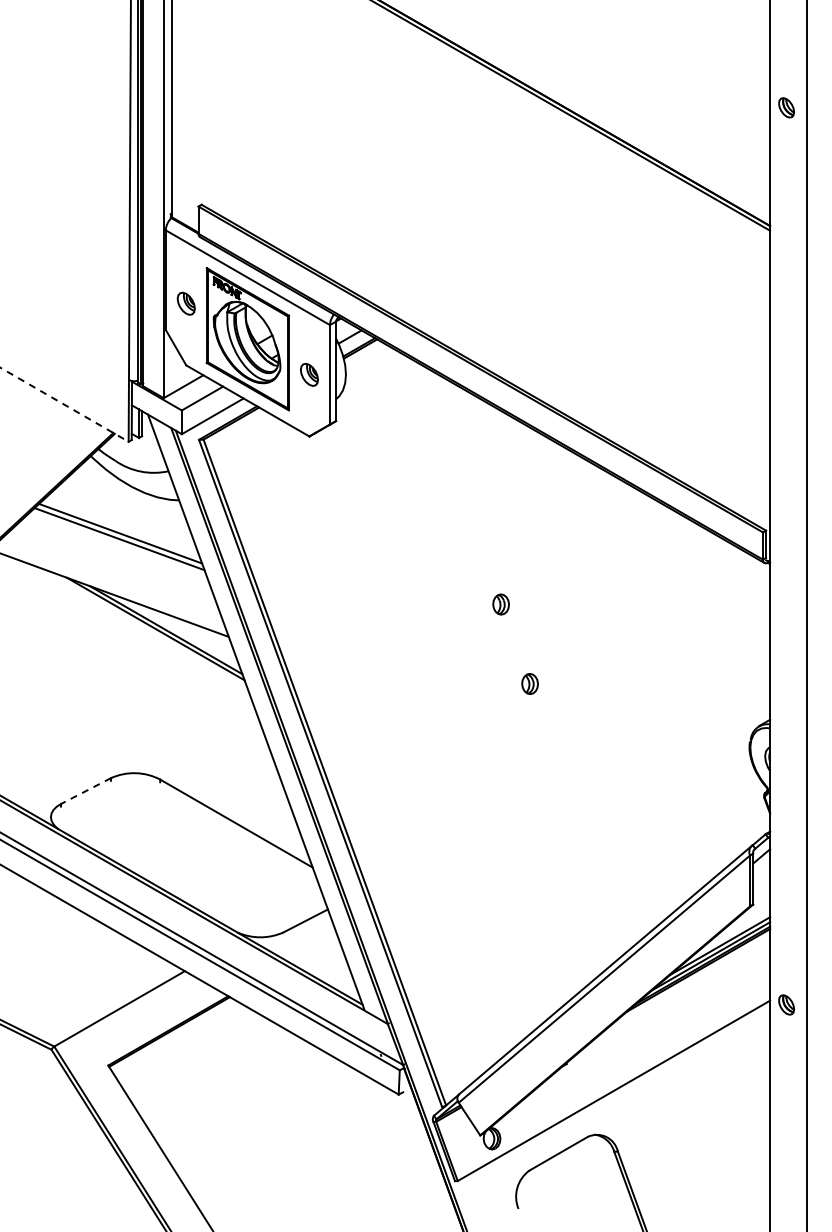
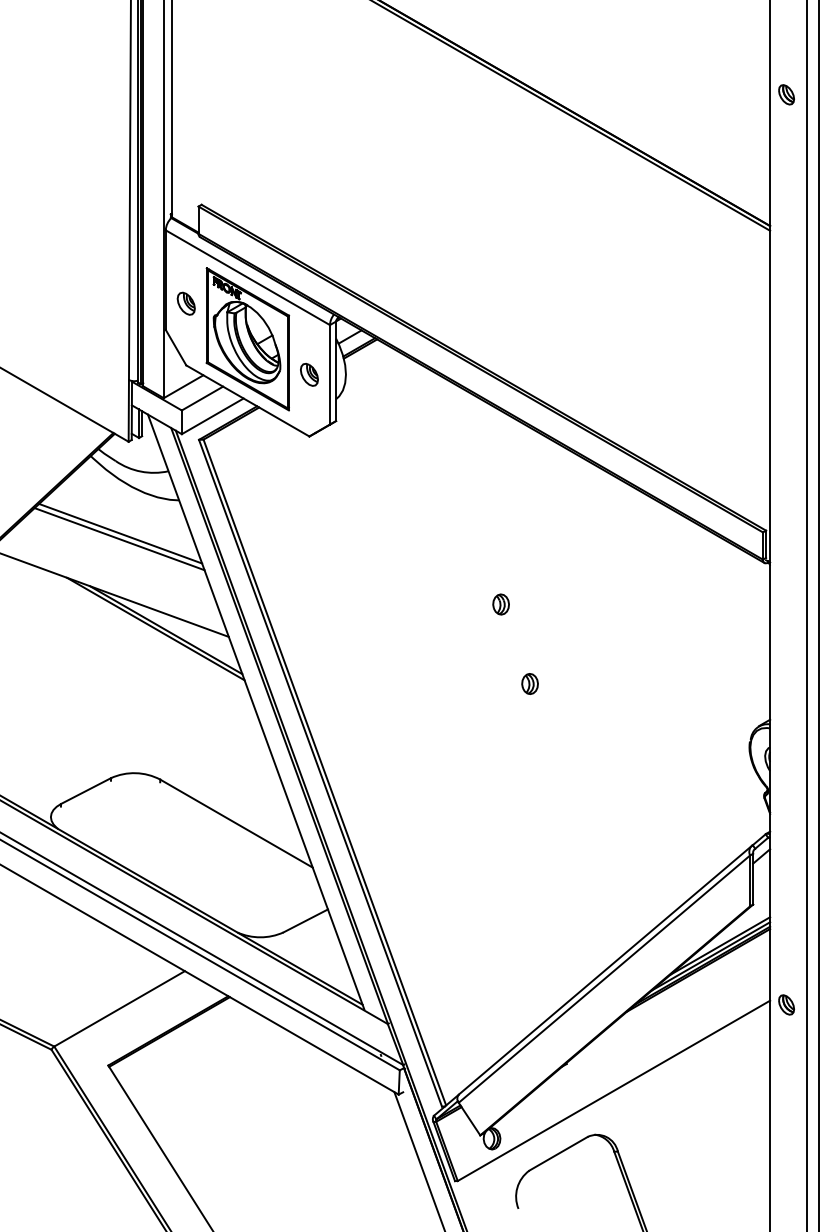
part position: (786, 107) -> (786, 94) (786, 94)
line: dashed -> solid (64, 404)
line: none -> present (819, 615)
line: dashed -> solid (85, 791)
line: none -> present (419, 1160)
